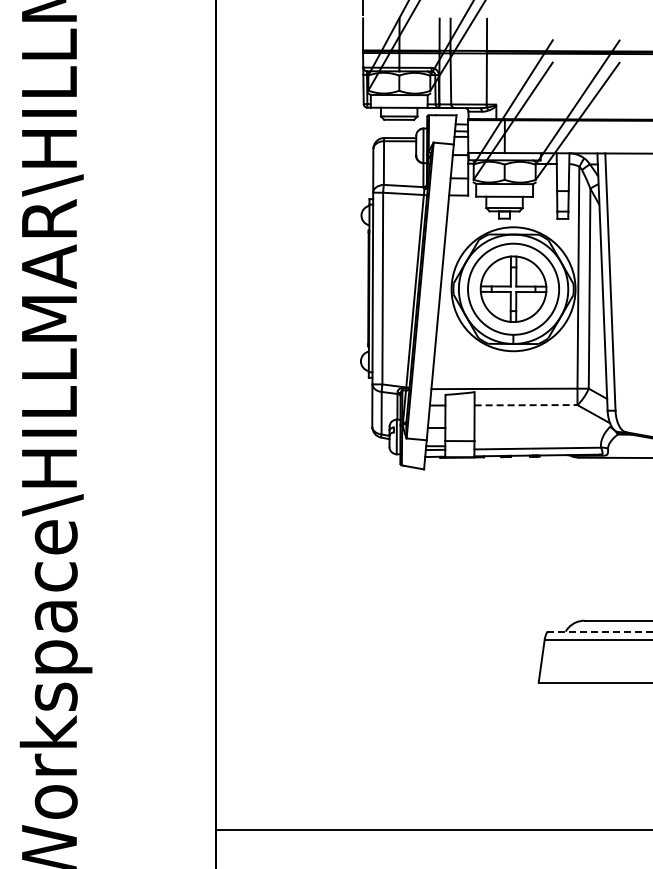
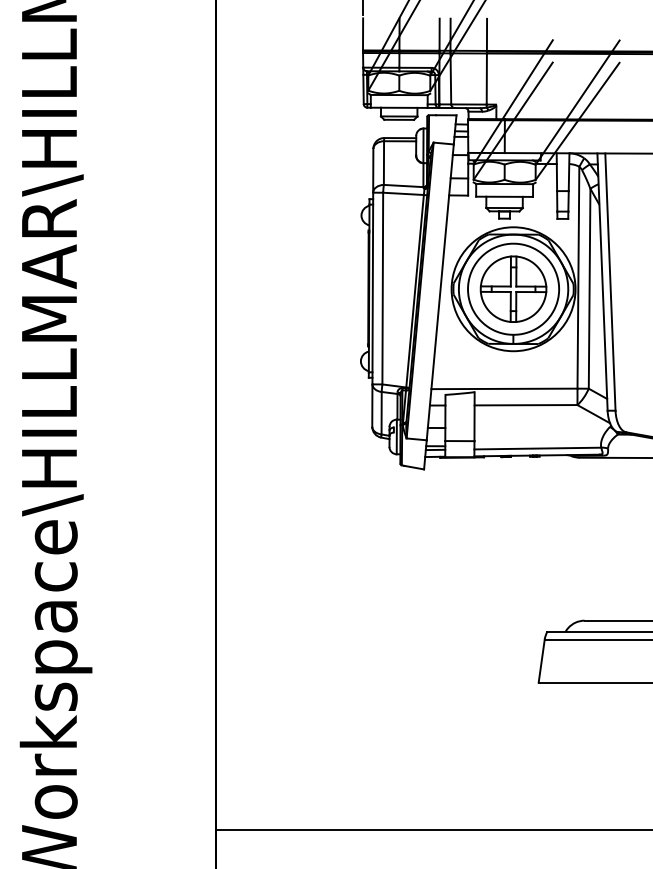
line: dashed -> solid (526, 405)
line: dashed -> solid (600, 631)
